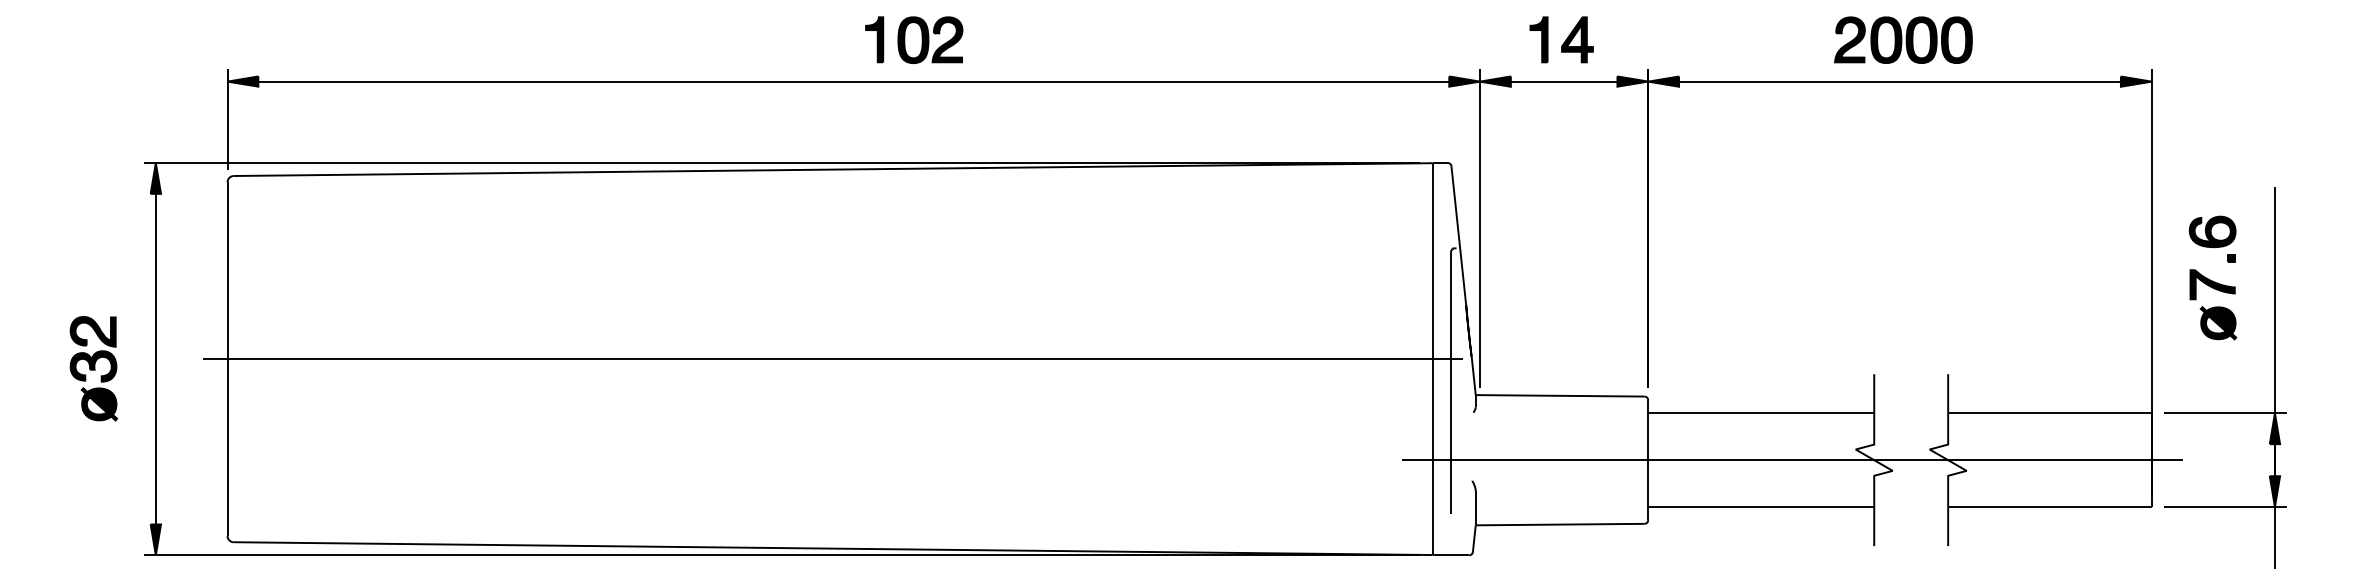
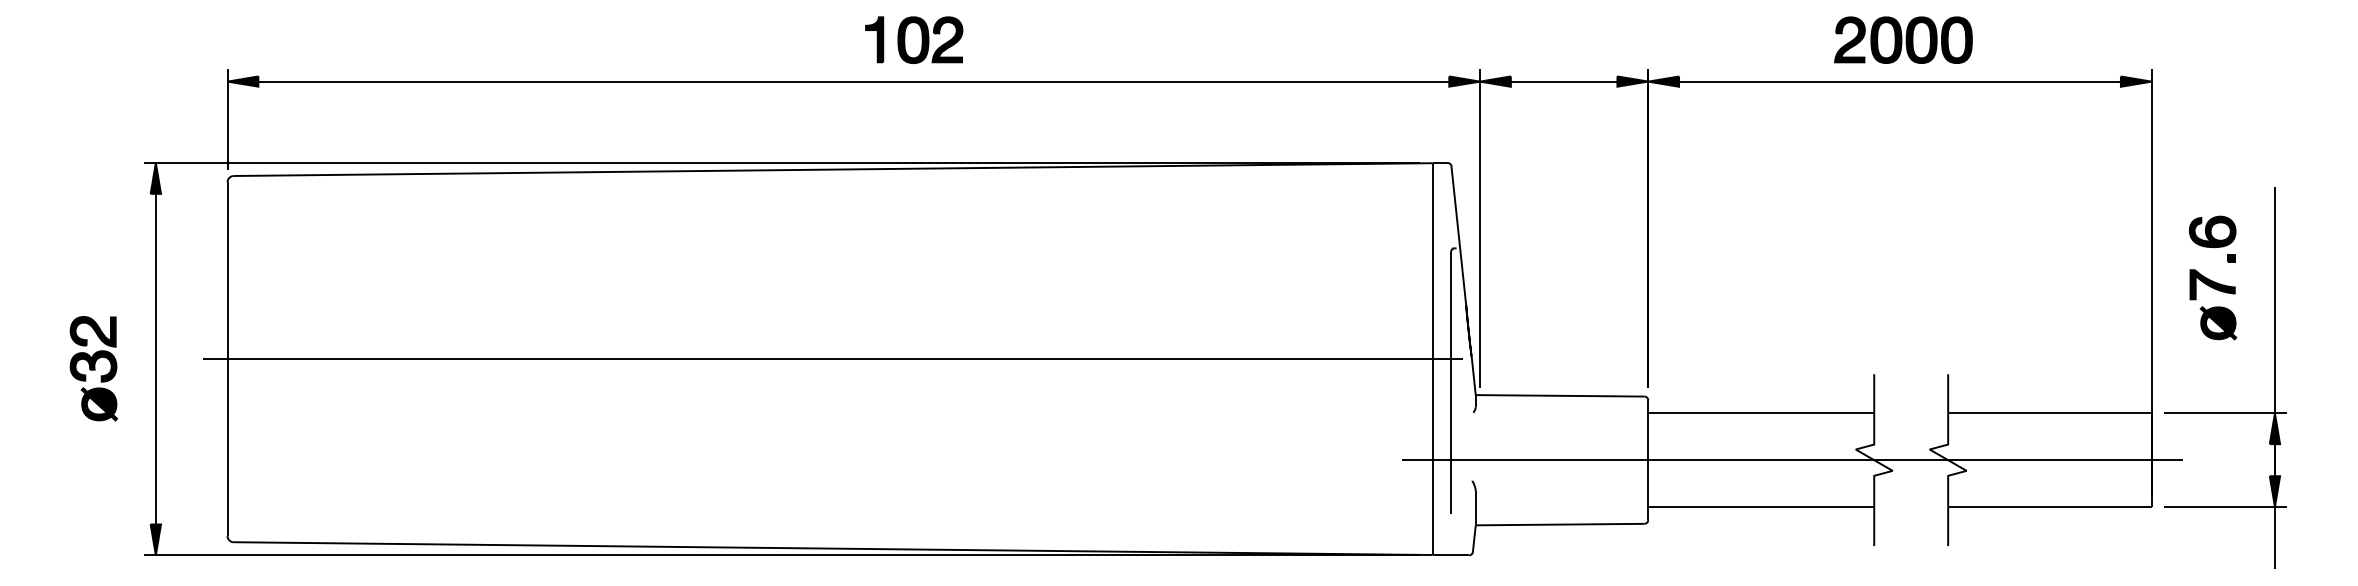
part: present -> none (1561, 39)
